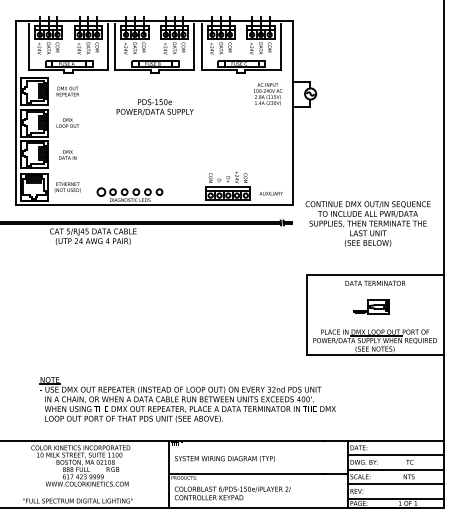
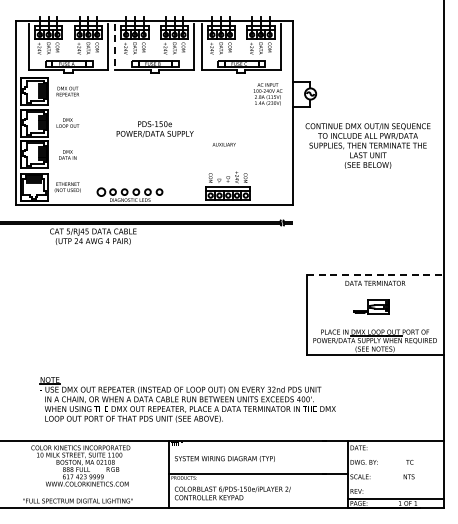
line: solid -> dashed (115, 47)
text position: (154, 107) -> (154, 129) (154, 129)
text position: (270, 193) -> (223, 144) (223, 144)
text position: (367, 223) -> (367, 145) (367, 145)
line: solid -> dashed (375, 275)
line: present -> none (395, 455)
line: present -> none (395, 469)
line: present -> none (395, 484)
